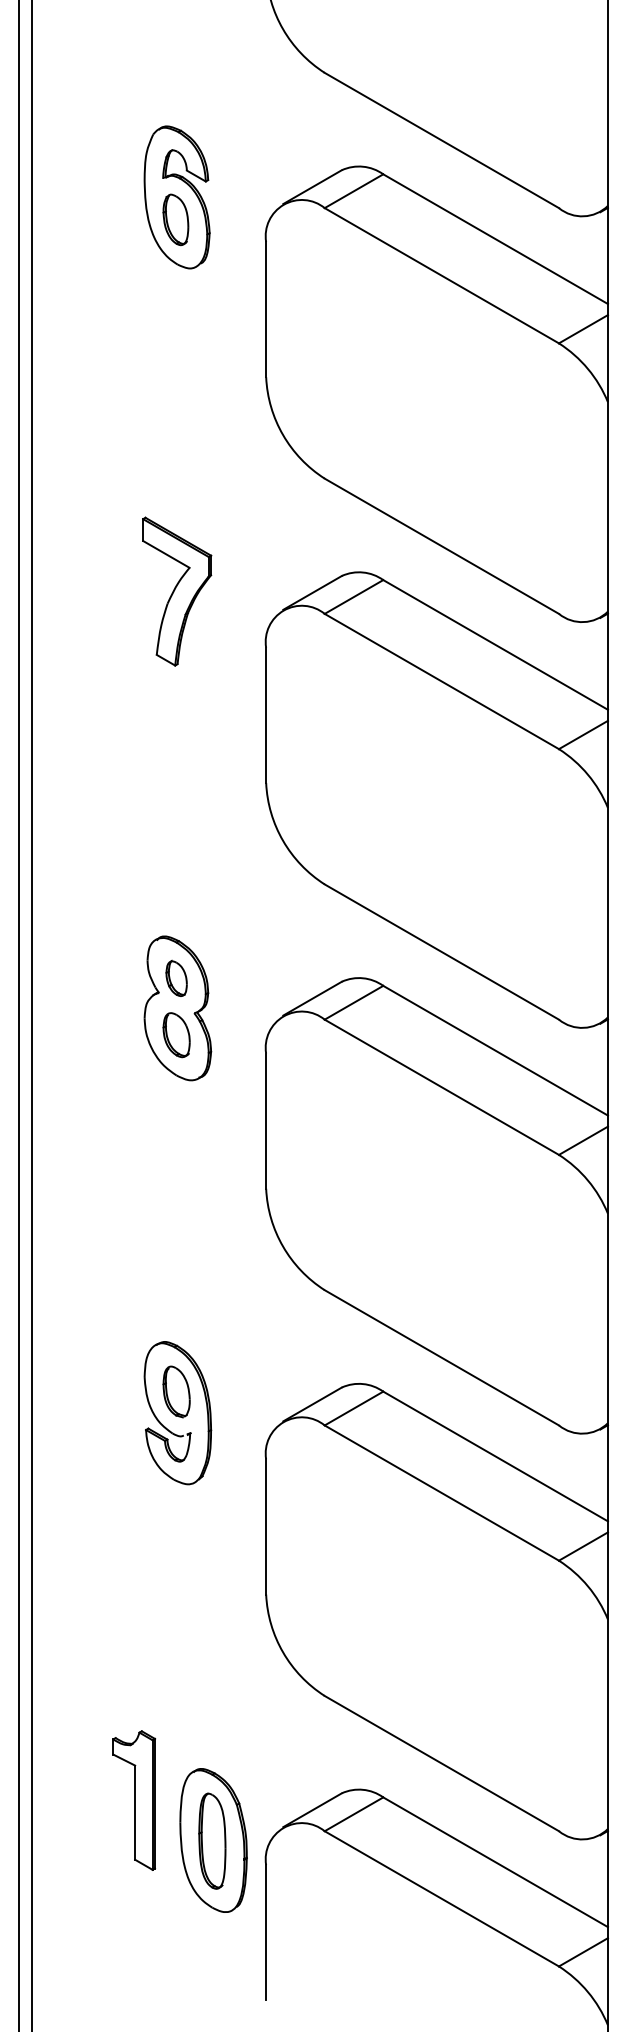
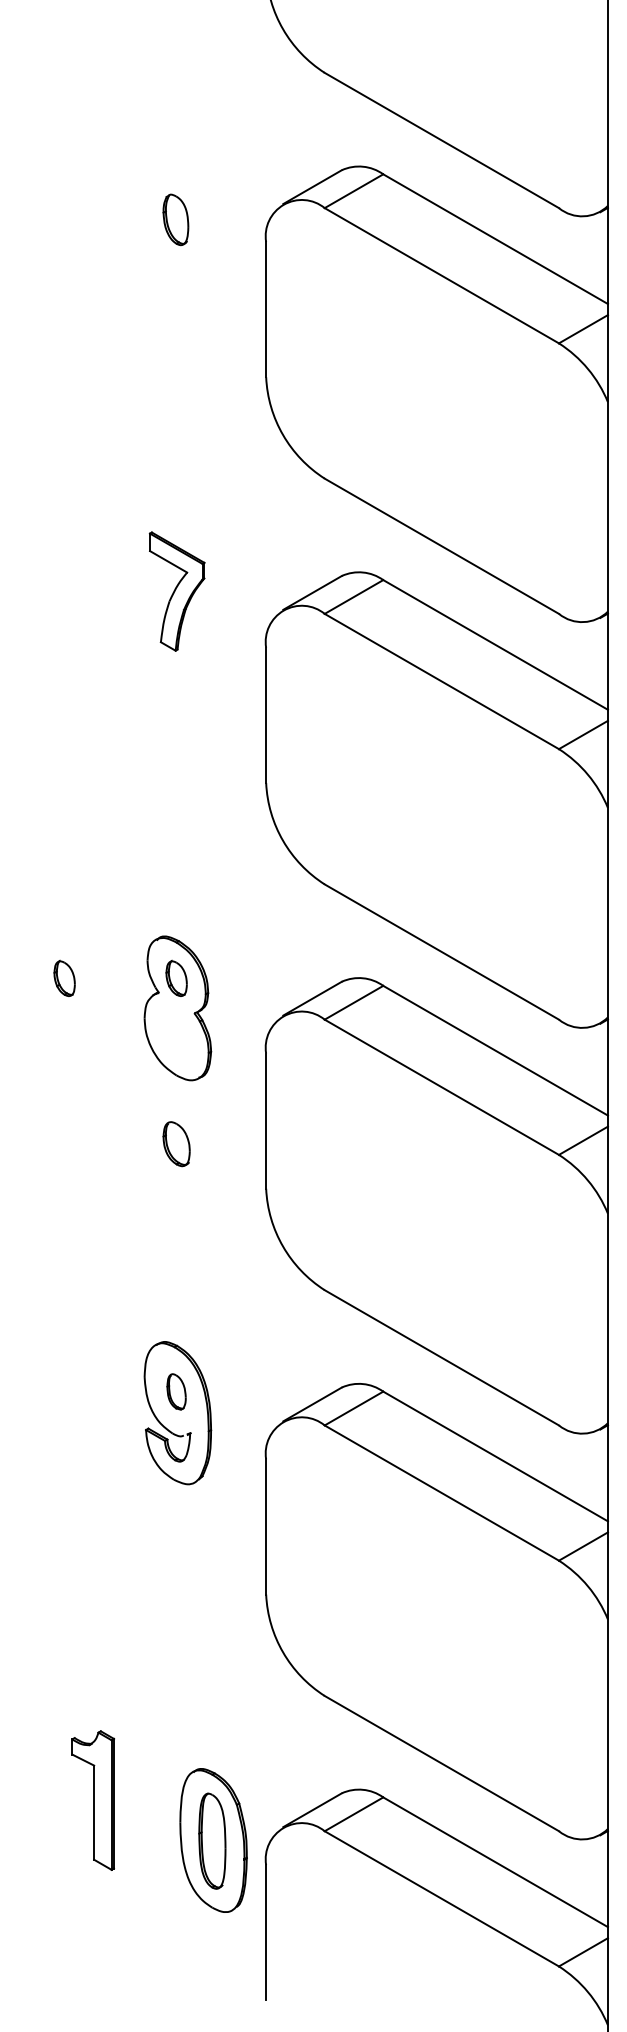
part: present -> none (176, 197)
part size: 71x151 px -> 58x121 px (176, 591)
part: none -> present (64, 977)
line: present -> none (19, 1015)
line: present -> none (31, 1015)
part position: (176, 1035) -> (176, 1144) (176, 1144)
part size: 29x54 px -> 21x38 px (176, 1391)
part position: (134, 1800) -> (93, 1800) (93, 1800)
